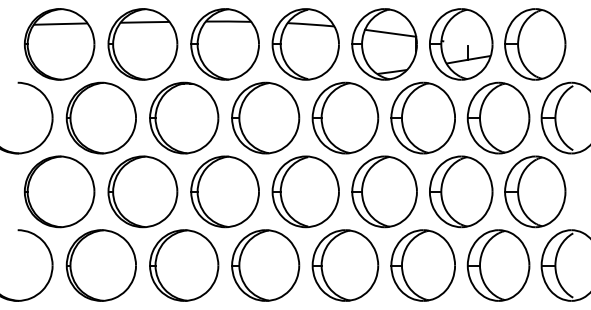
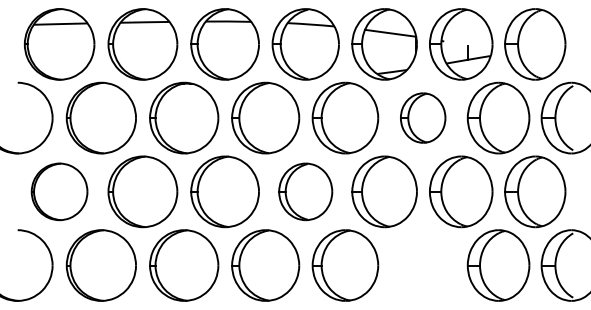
part size: 66x74 px -> 47x52 px (423, 117)
part size: 73x74 px -> 59x60 px (59, 191)
part size: 69x74 px -> 56x60 px (305, 191)
part: present -> none (422, 265)
